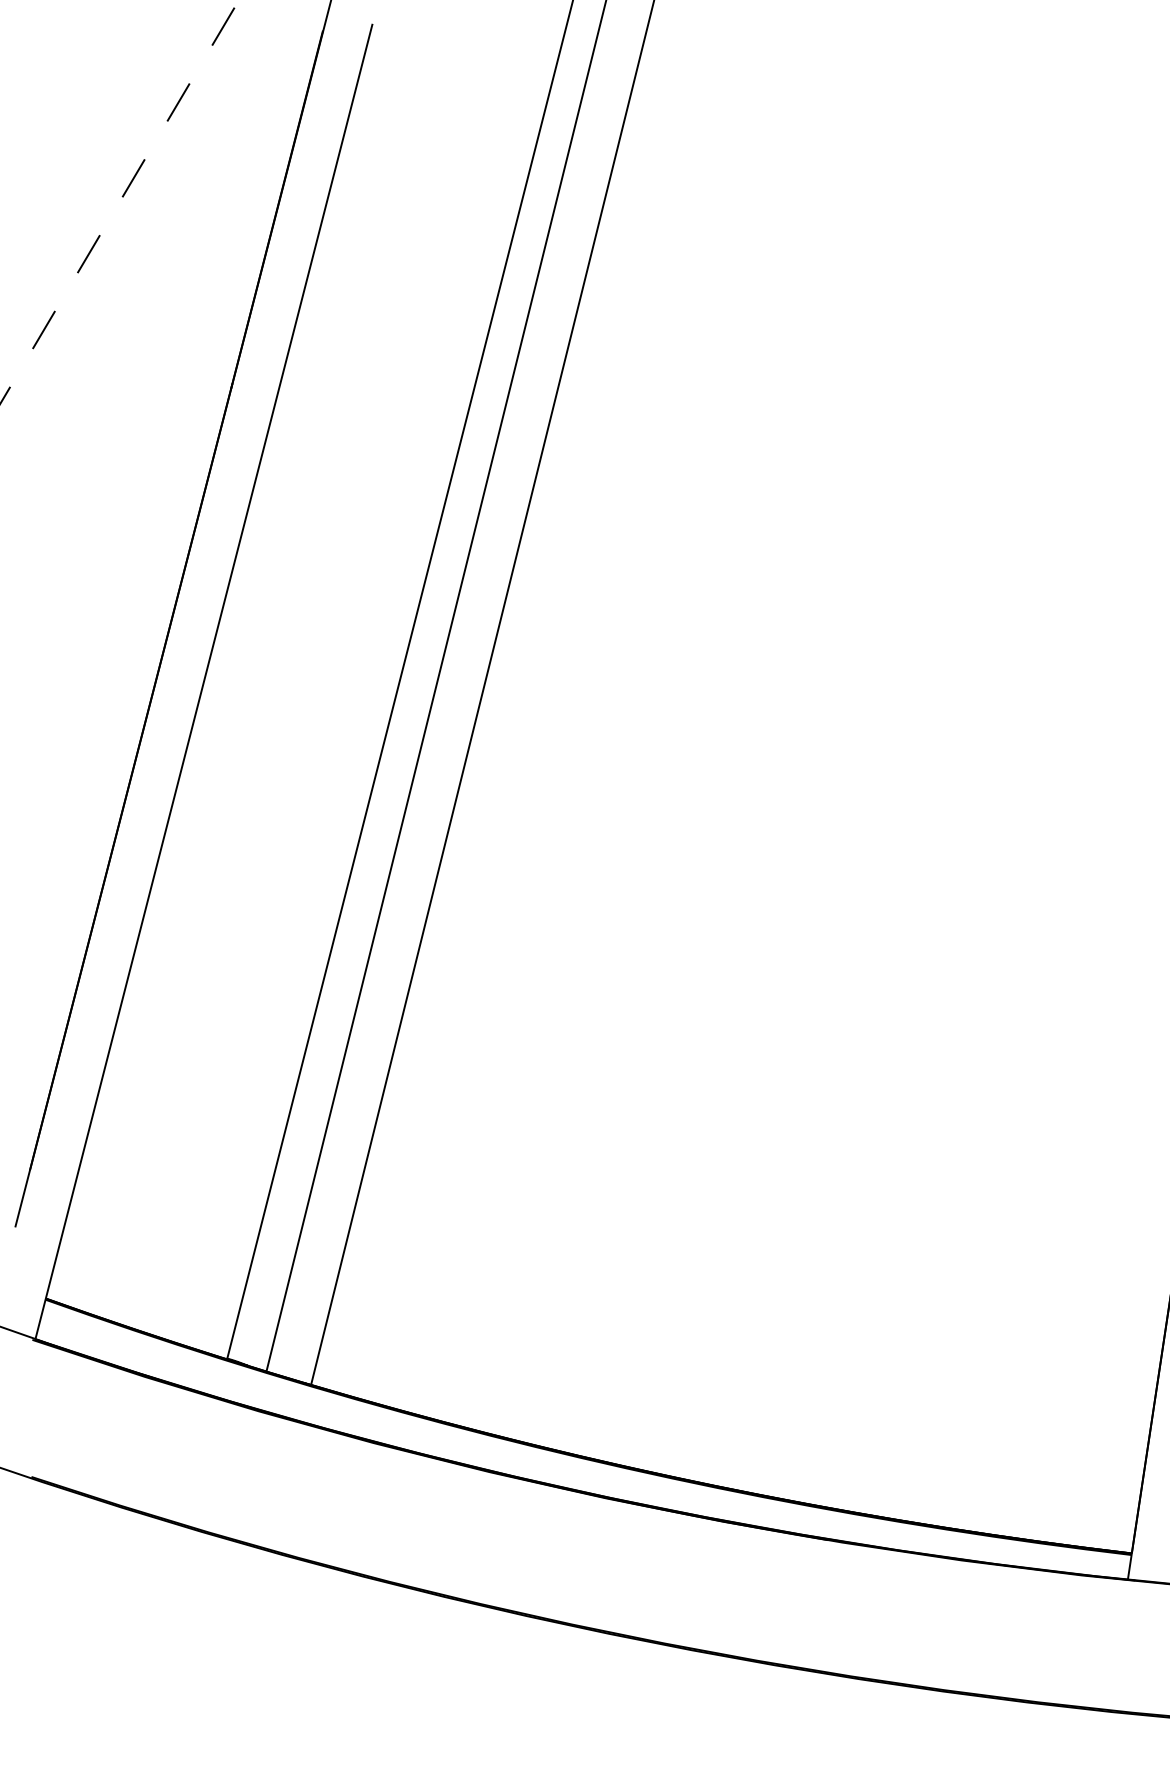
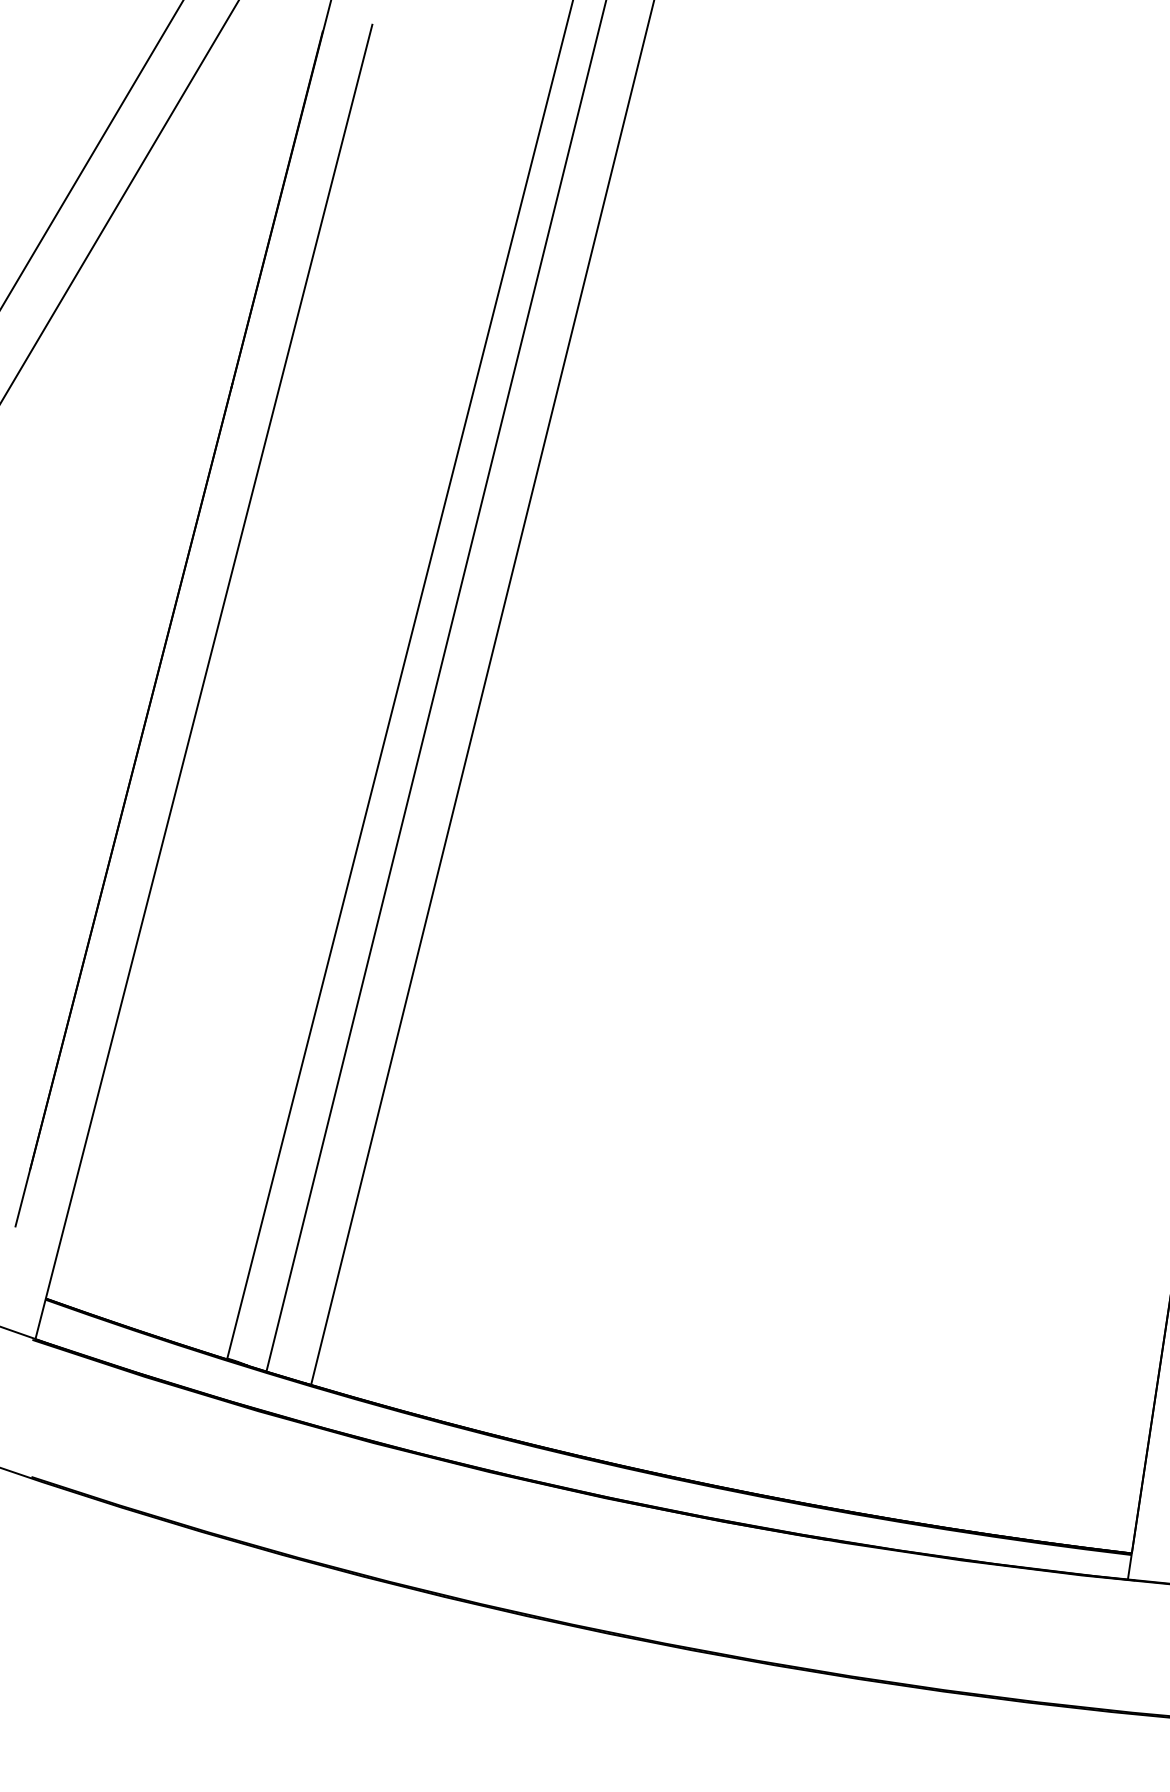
line: none -> present (92, 154)
line: dashed -> solid (119, 201)
